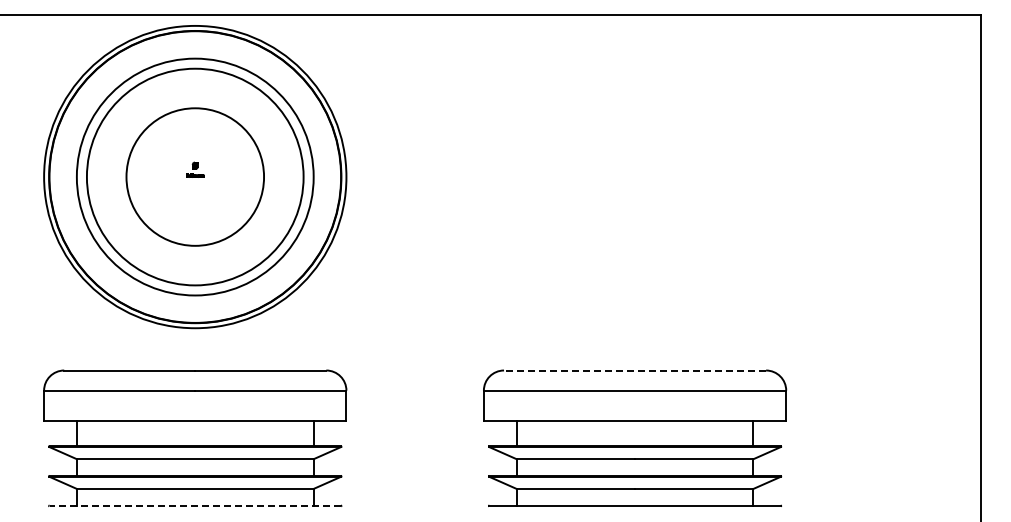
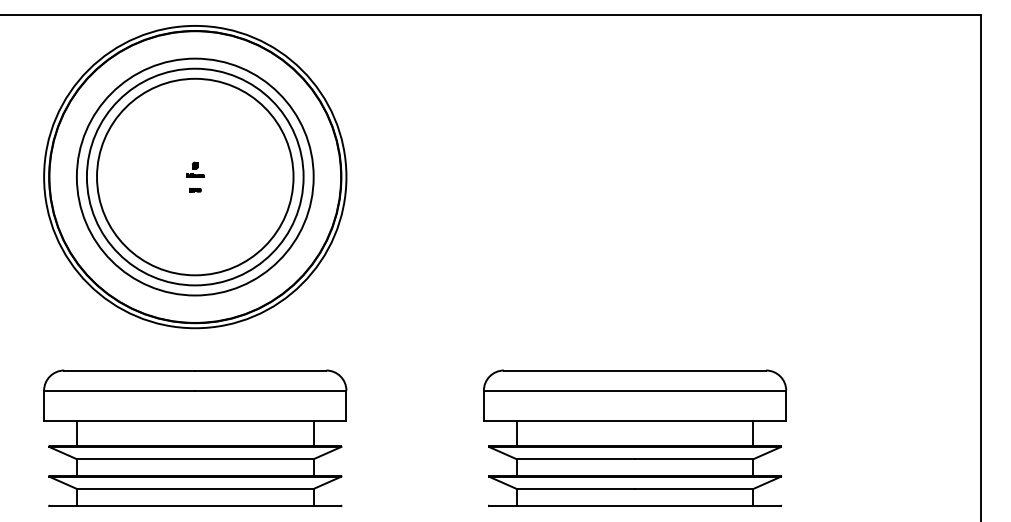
circle diameter: 138 px -> 197 px (195, 176)
part: none -> present (195, 189)
line: dashed -> solid (634, 370)
line: dashed -> solid (195, 505)
